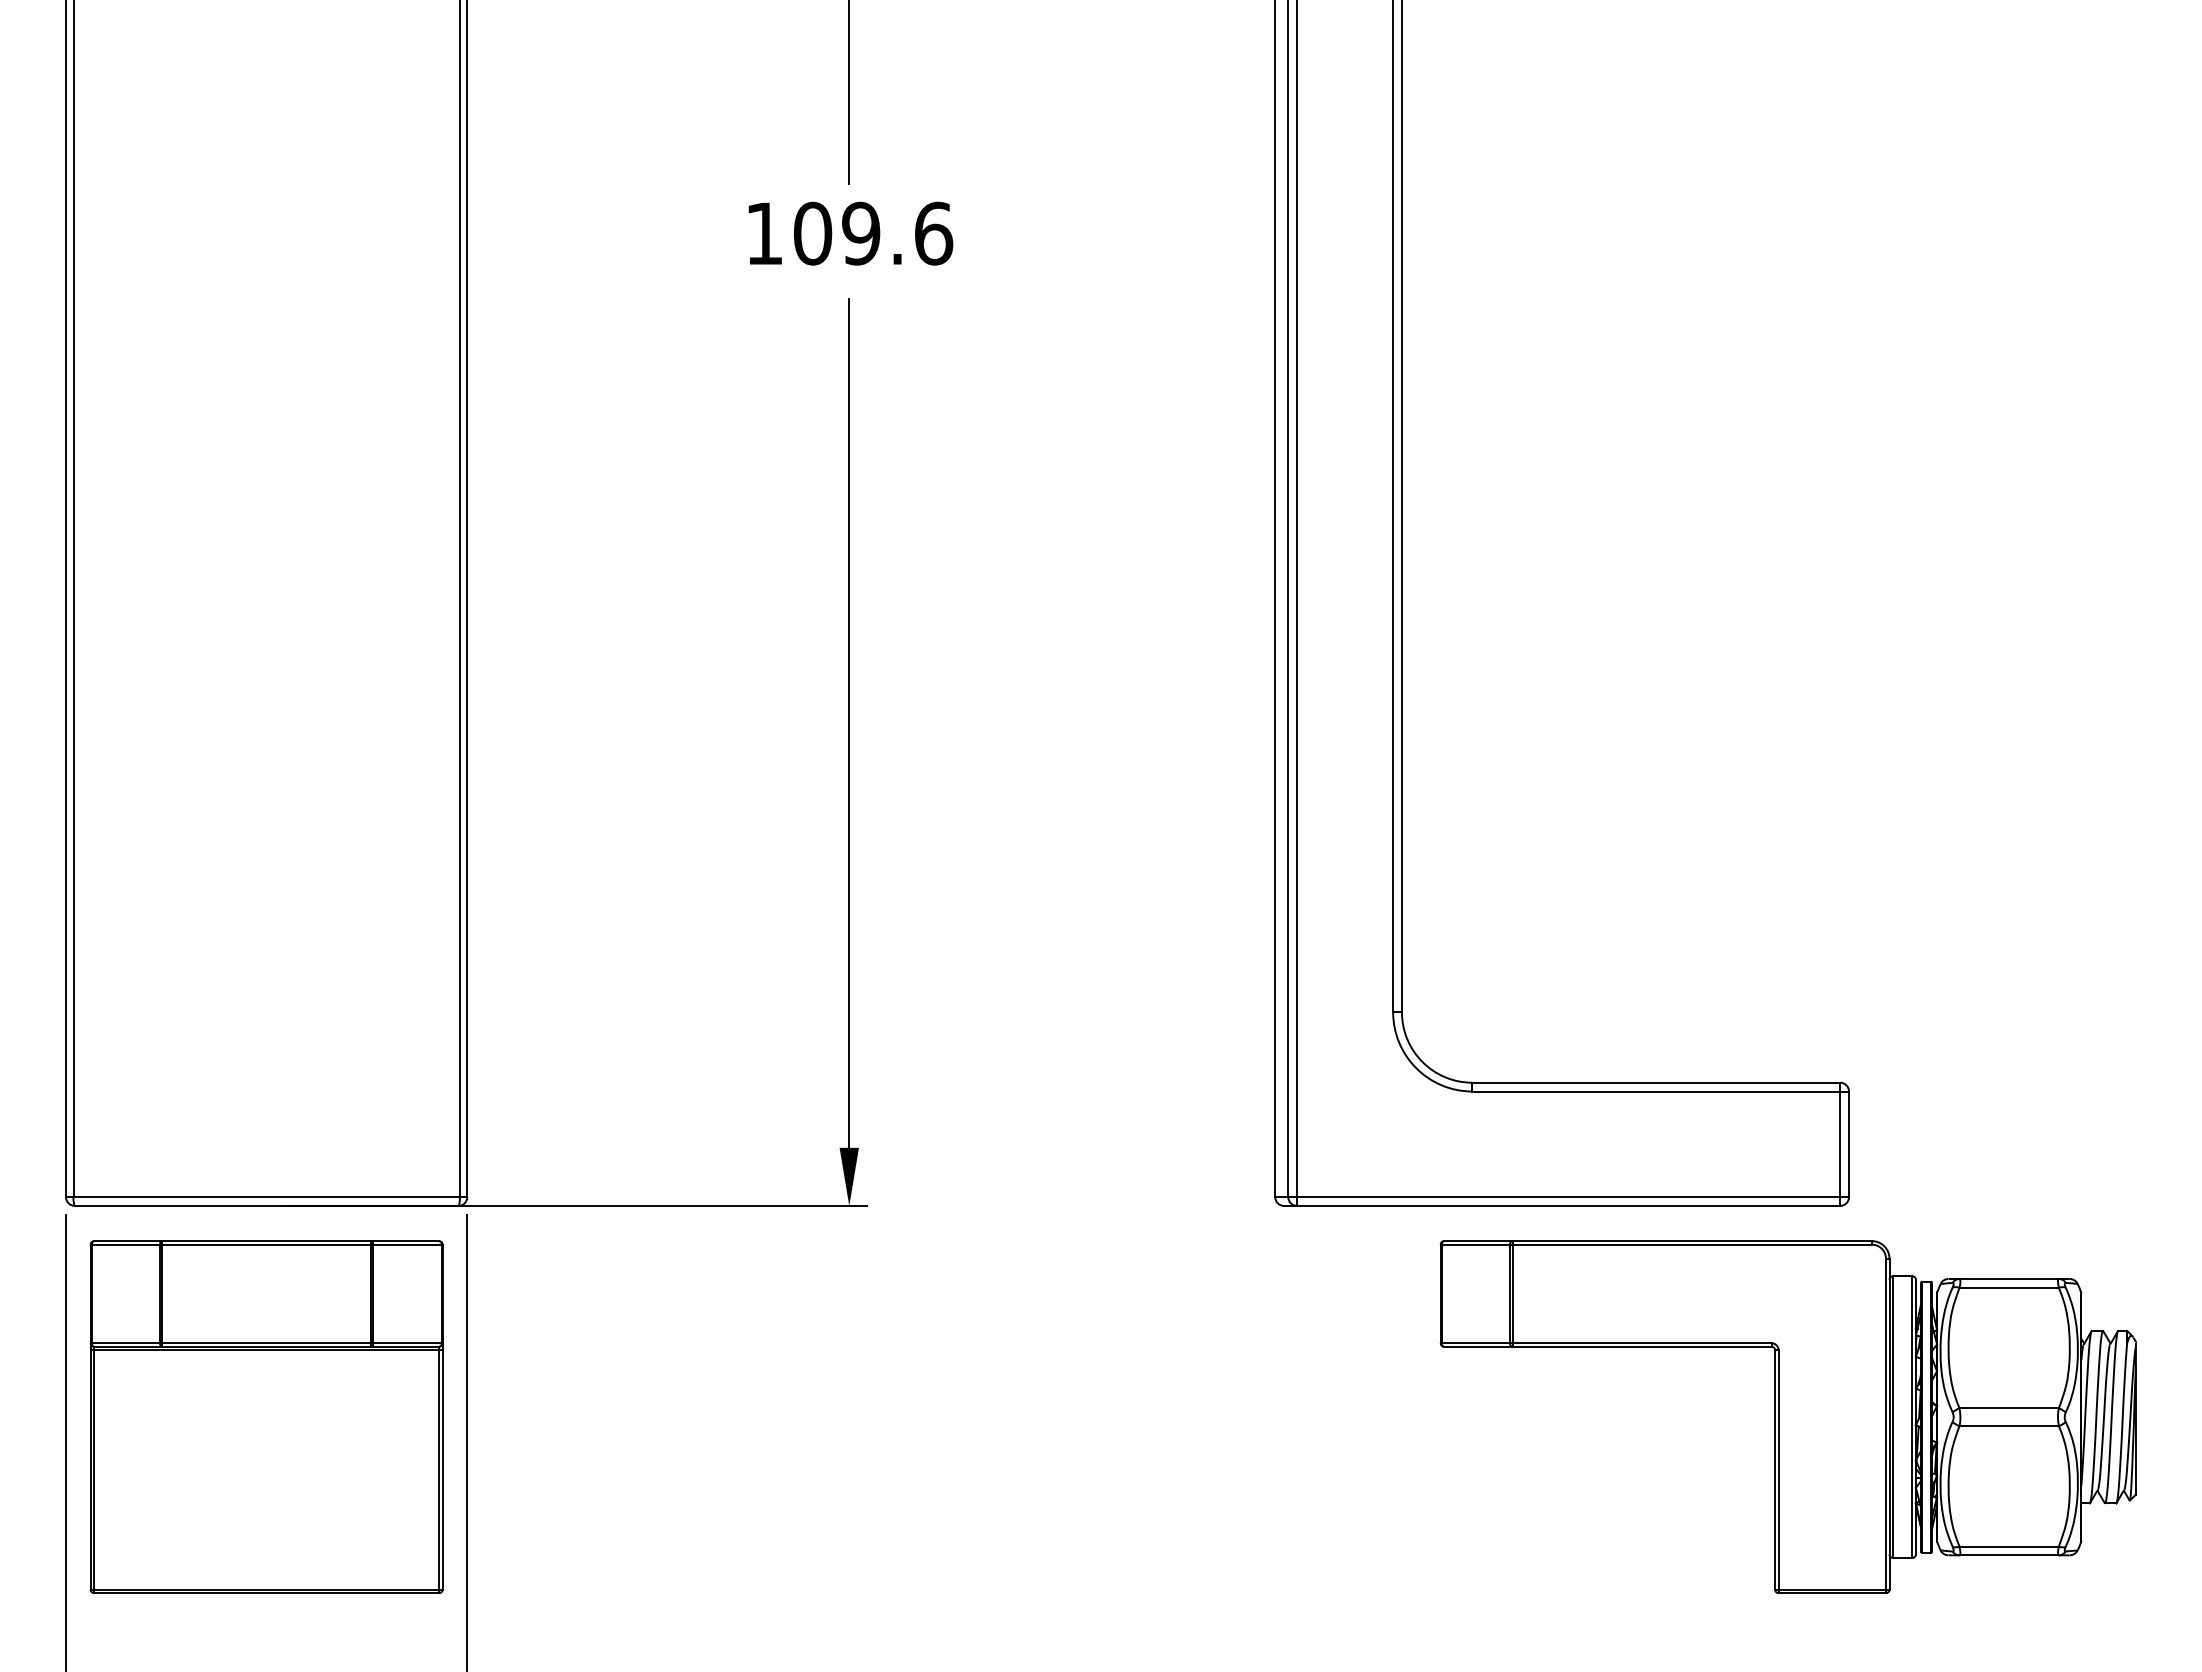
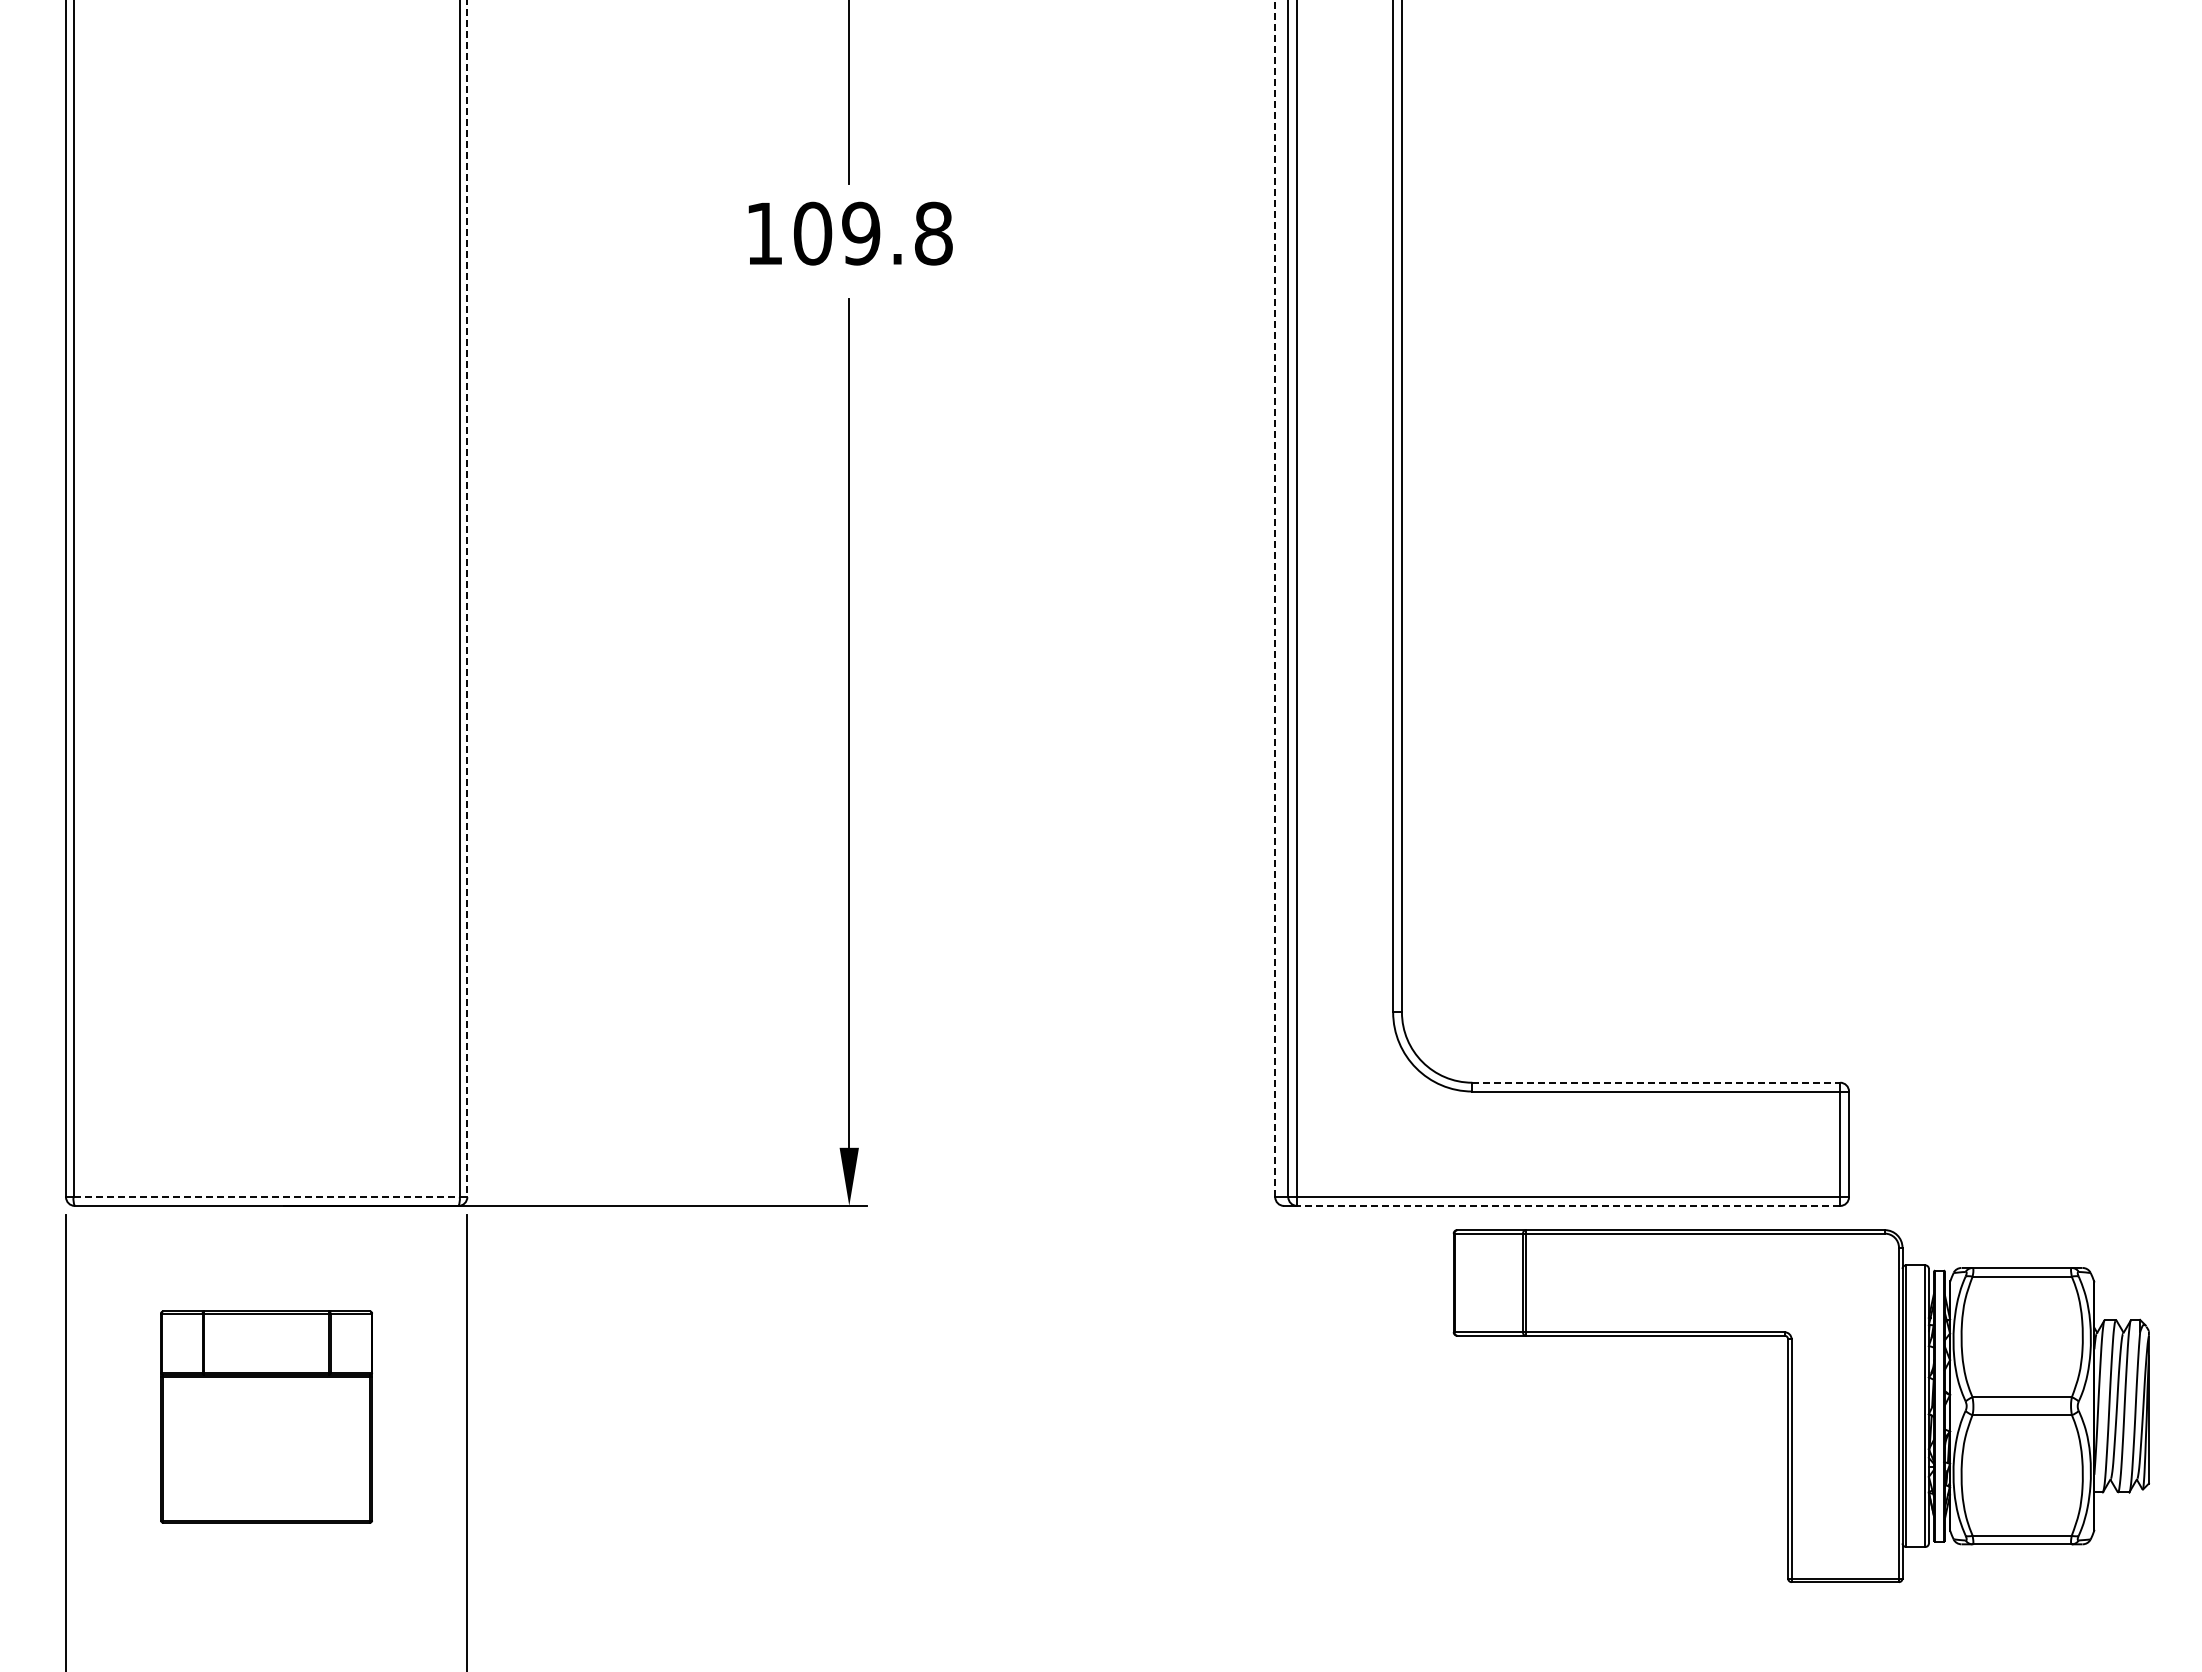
text: 109.6 -> 109.8 (933, 233)
line: solid -> dashed (467, 599)
line: solid -> dashed (1275, 599)
line: solid -> dashed (1656, 1082)
line: solid -> dashed (267, 1197)
line: solid -> dashed (1568, 1205)
part size: 355x354 px -> 213x214 px (266, 1416)
part position: (1787, 1416) -> (1800, 1405) (1800, 1405)
